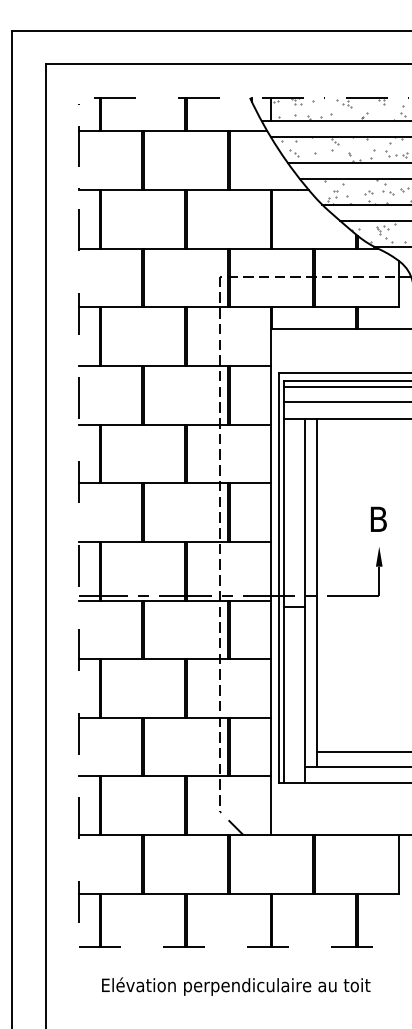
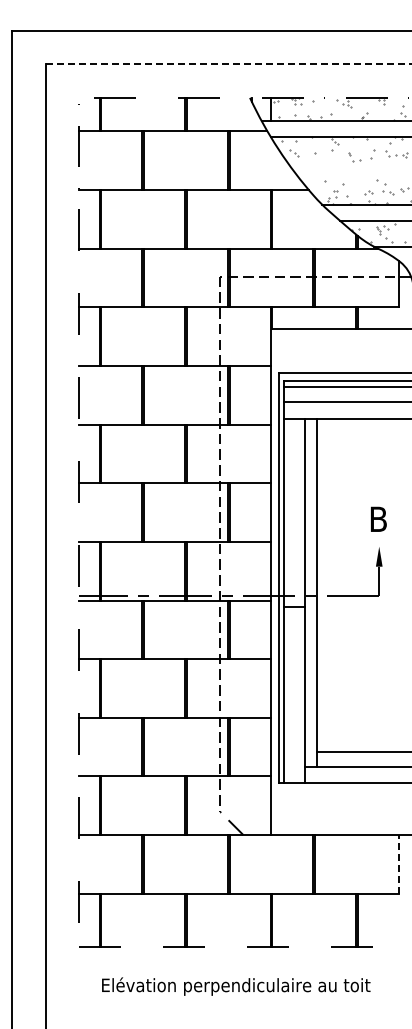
line: solid -> dashed (228, 64)
line: present -> none (347, 162)
line: present -> none (353, 178)
line: solid -> dashed (398, 863)
